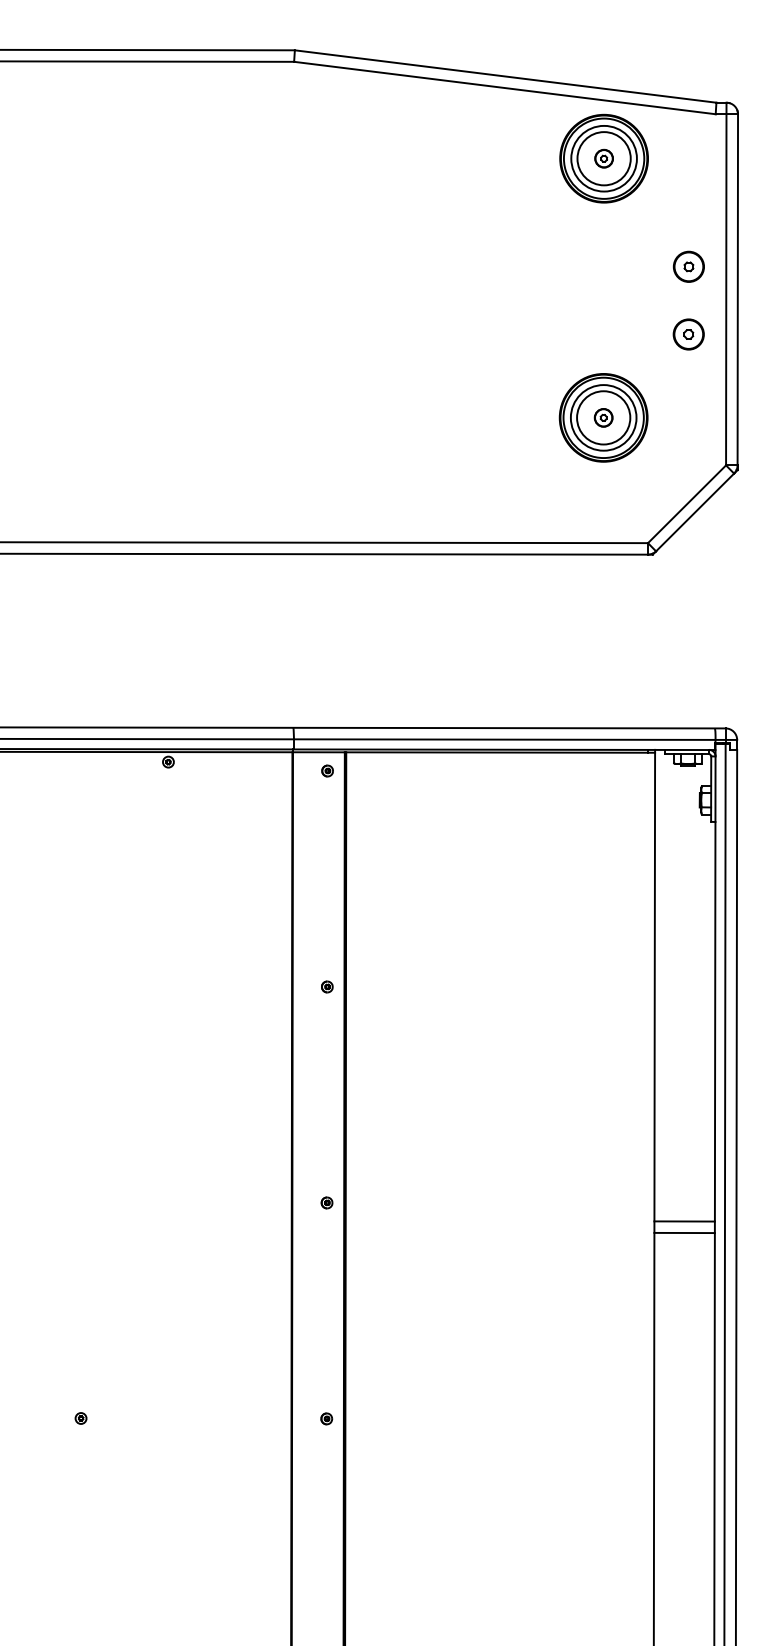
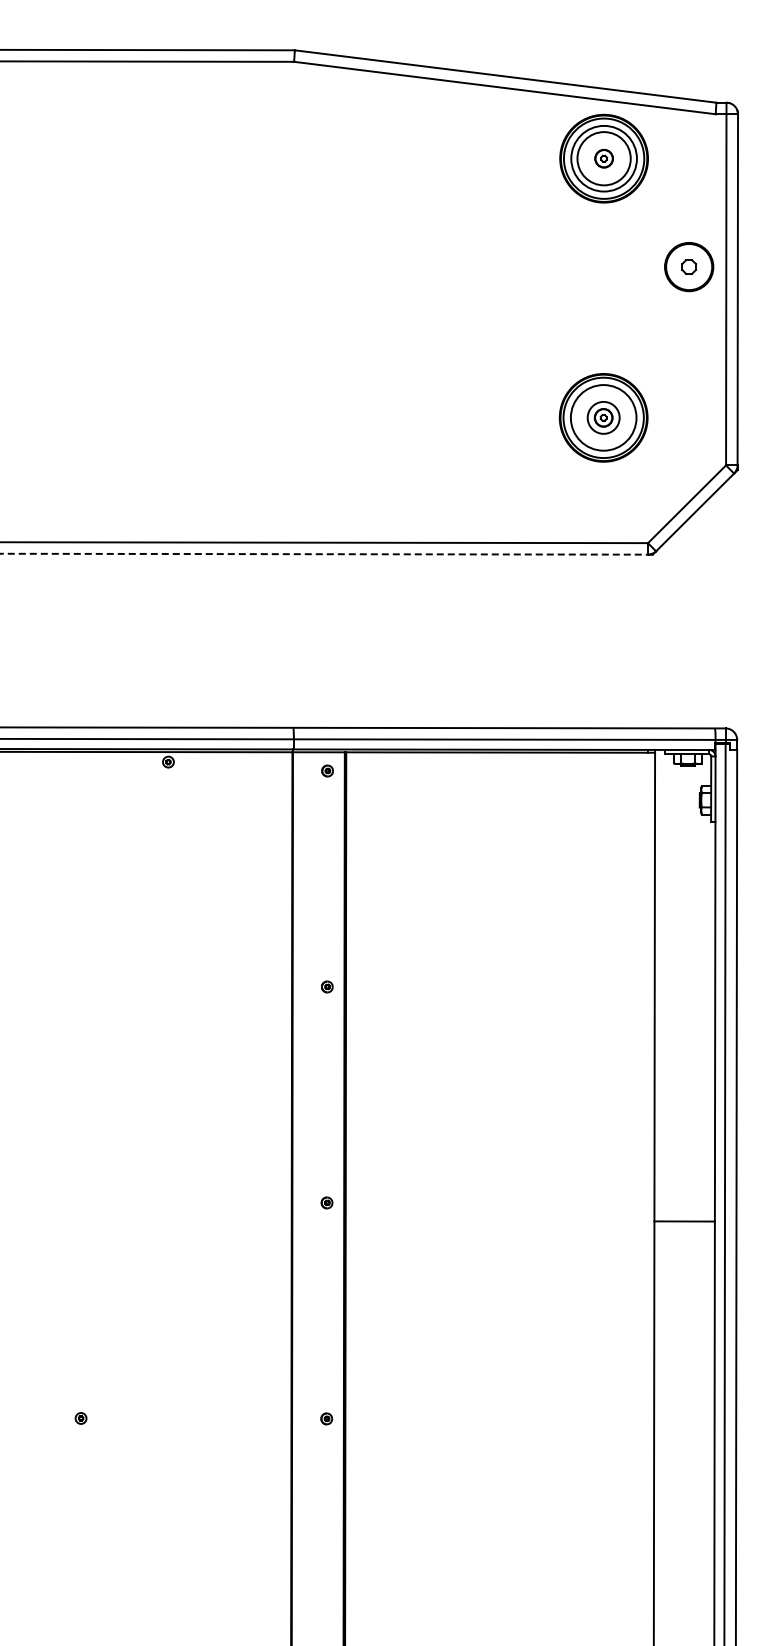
part size: 33x33 px -> 51x51 px (689, 267)
part: present -> none (688, 334)
circle diameter: 53 px -> 32 px (603, 417)
line: solid -> dashed (326, 554)
line: present -> none (684, 1232)
